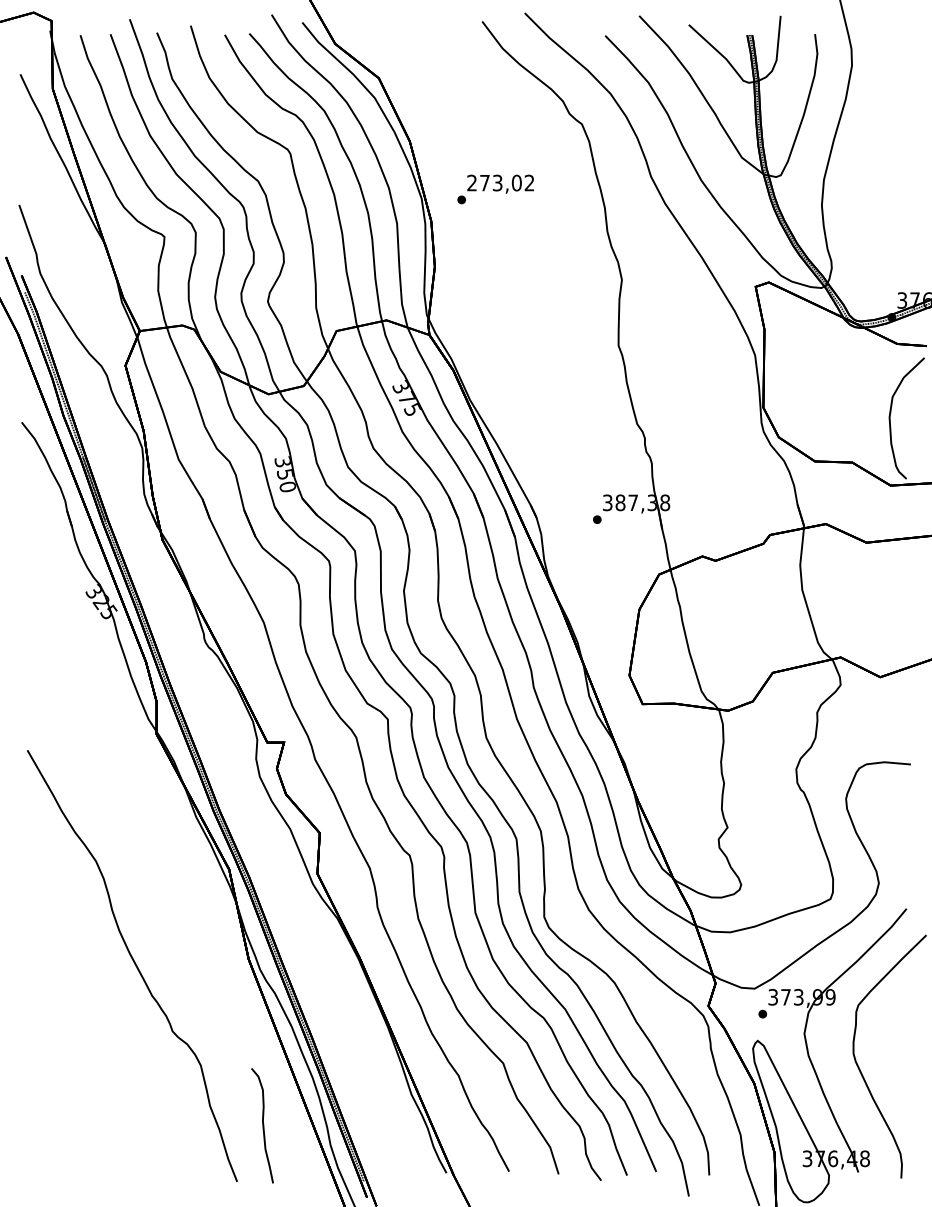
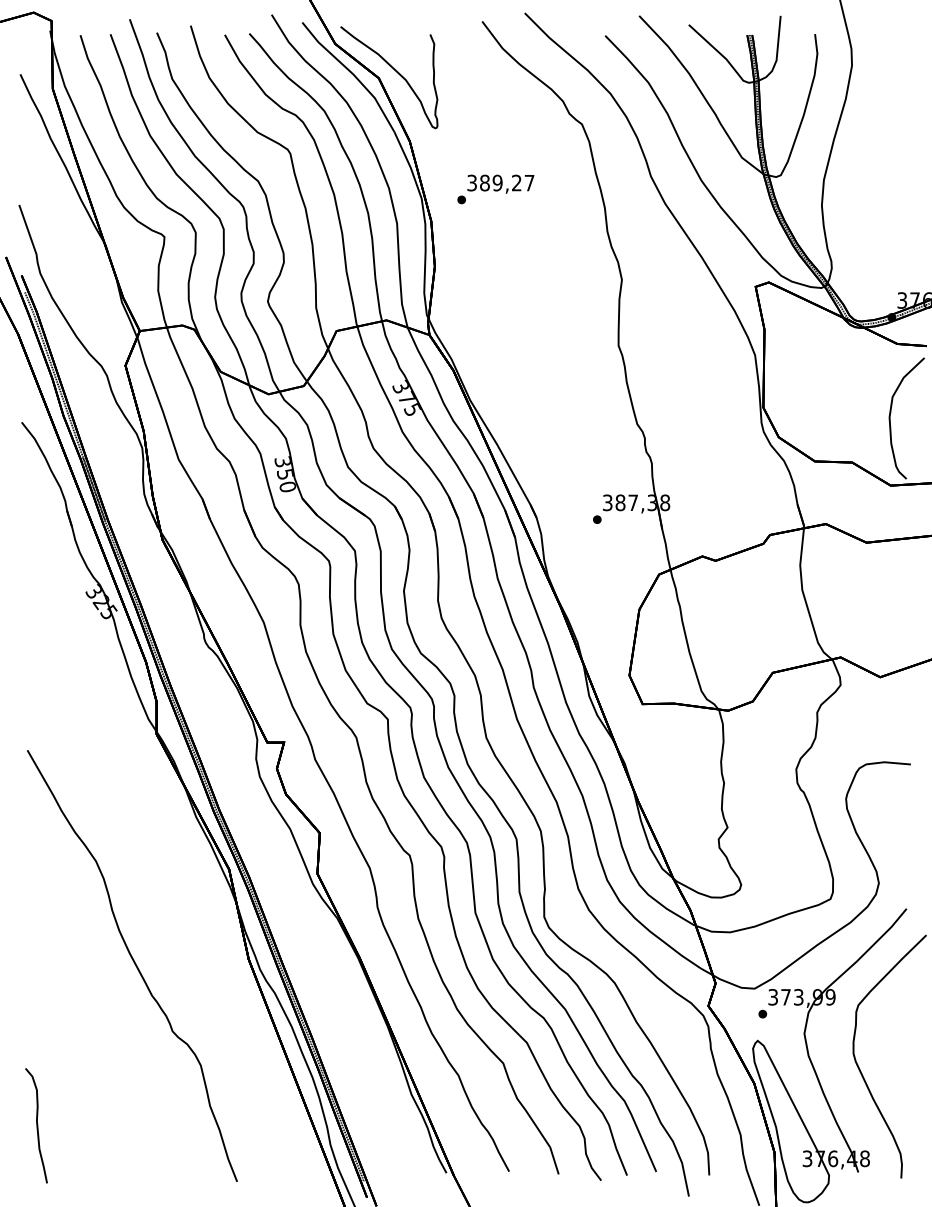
part: none -> present (395, 71)
text: 273,02 -> 389,27 (500, 182)
part position: (262, 1125) -> (36, 1125) (36, 1125)
